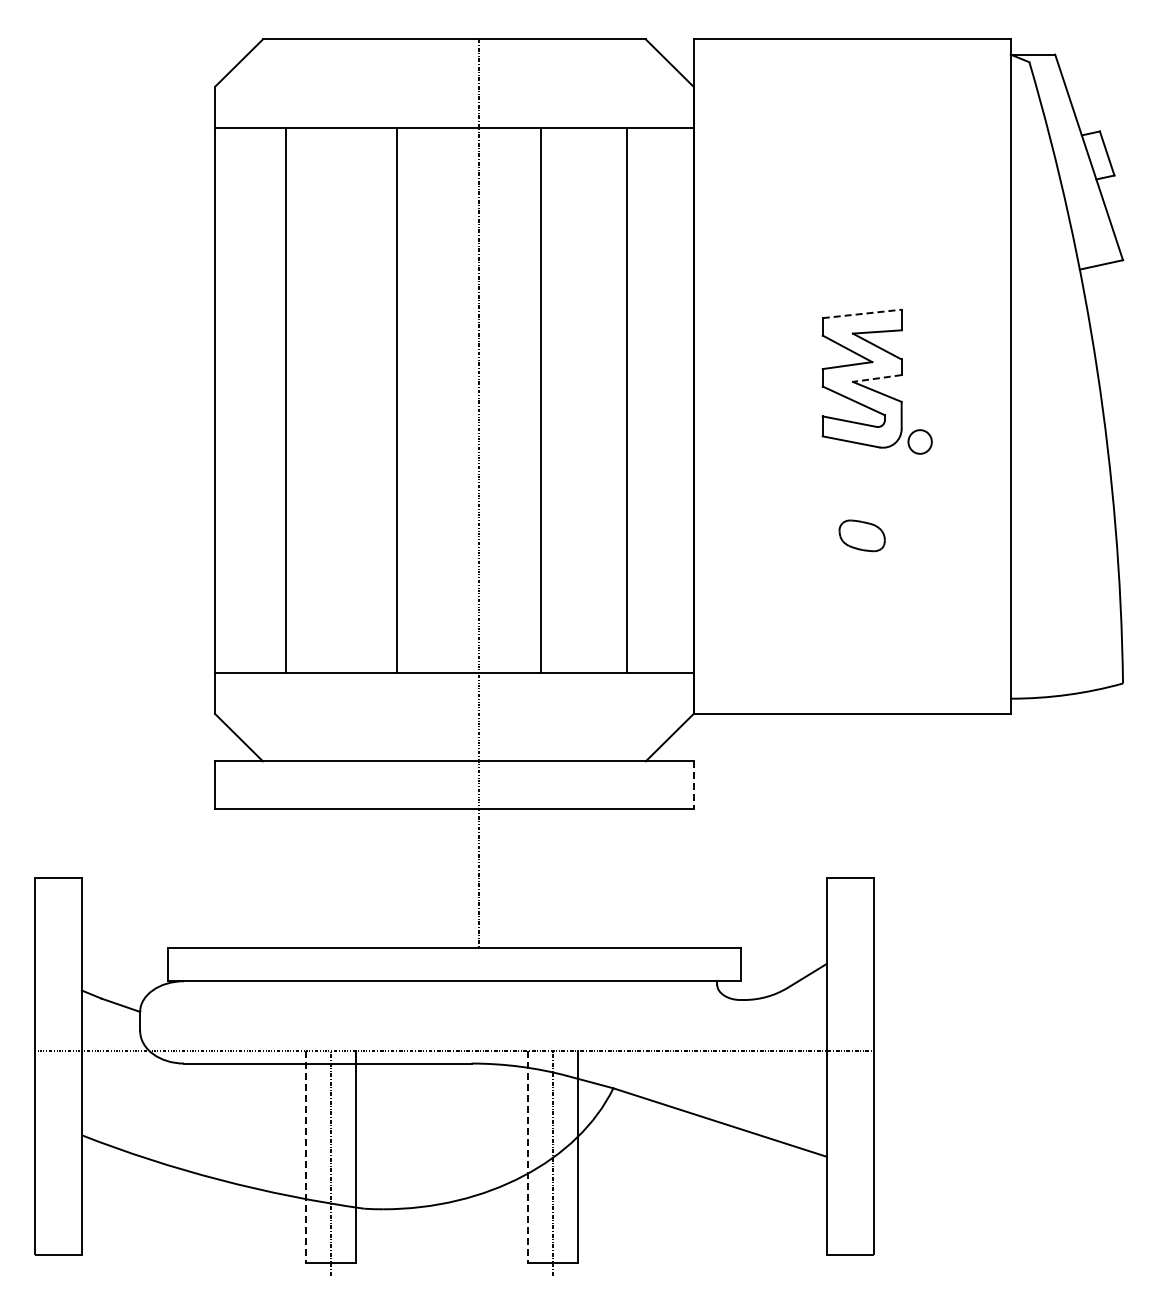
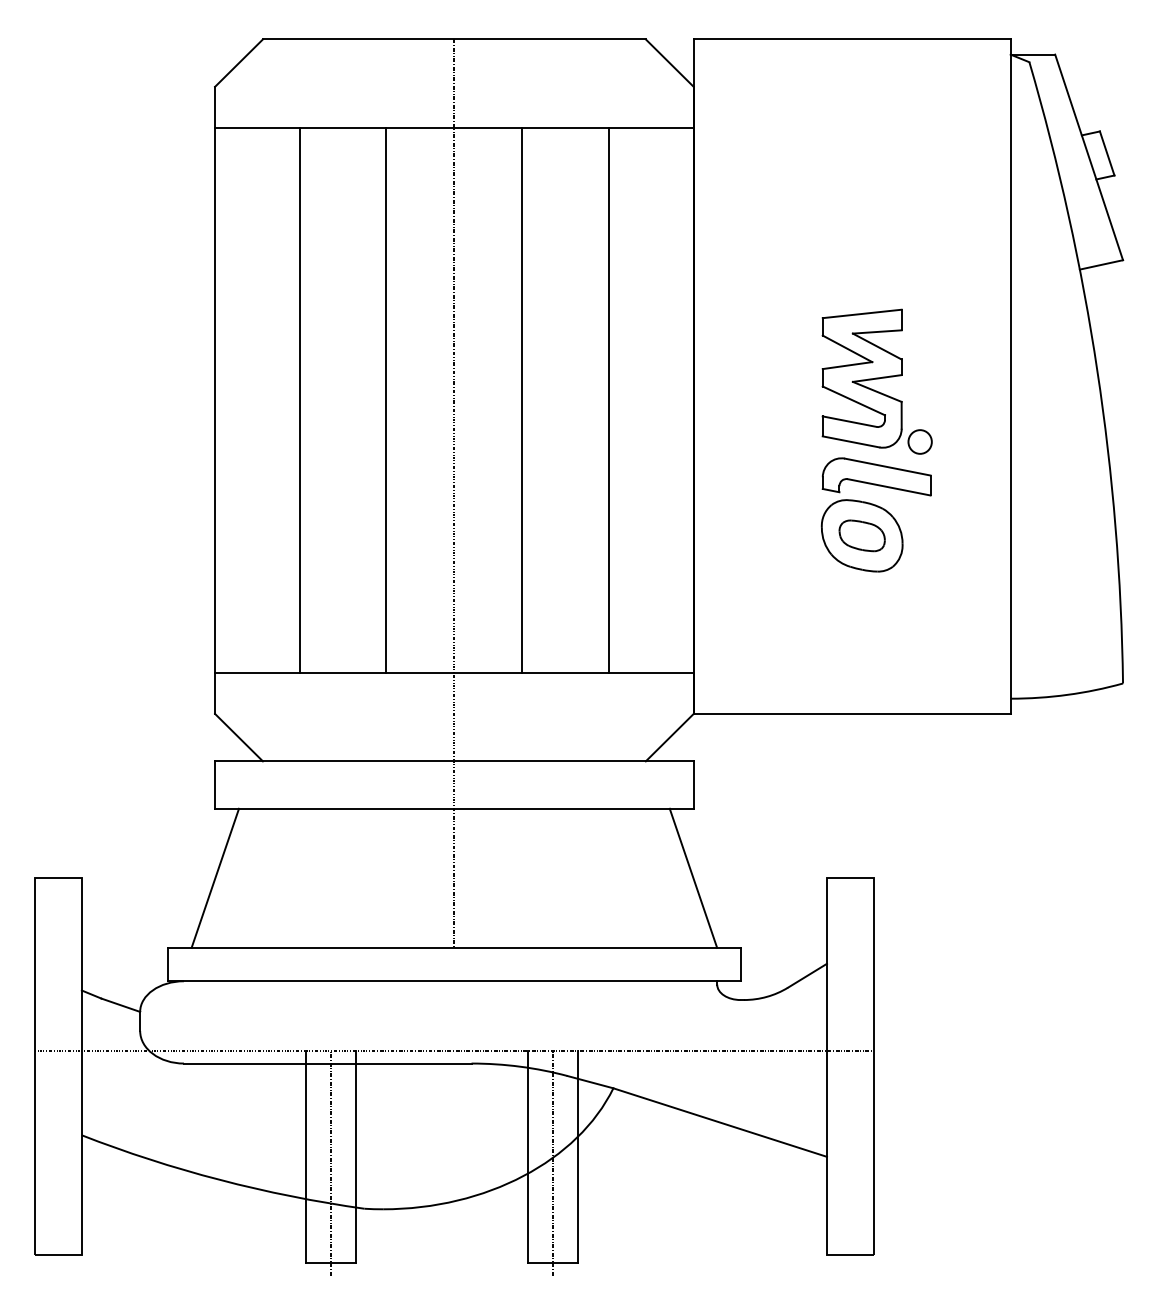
line: dashed -> solid (862, 313)
line: dashed -> solid (877, 378)
line position: (285, 399) -> (299, 399) (299, 399)
line position: (397, 399) -> (386, 399) (386, 399)
line position: (541, 399) -> (522, 399) (522, 399)
line position: (626, 399) -> (608, 399) (608, 399)
line position: (479, 493) -> (454, 493) (454, 493)
part: none -> present (875, 514)
line: dashed -> solid (693, 785)
line: none -> present (215, 877)
line: none -> present (693, 877)
line: dashed -> solid (306, 1157)
line: dashed -> solid (528, 1157)
